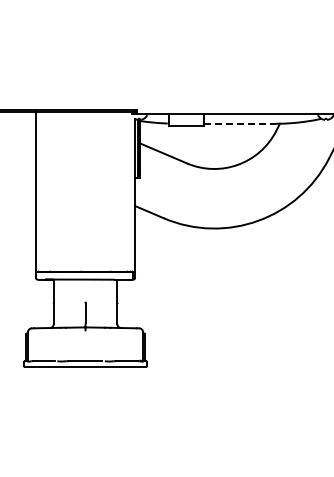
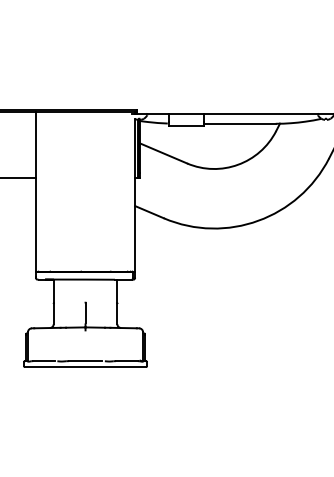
line: dashed -> solid (240, 123)
line: none -> present (18, 177)
